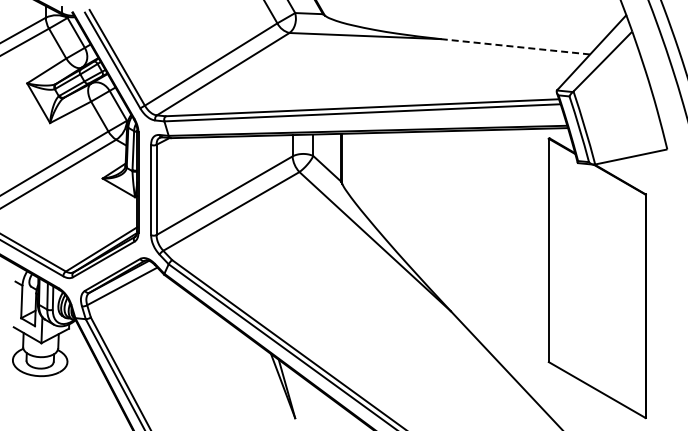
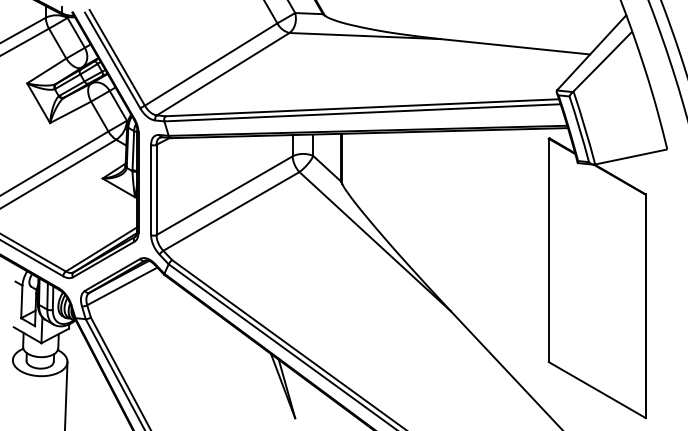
line: dashed -> solid (515, 46)
line: none -> present (66, 394)
